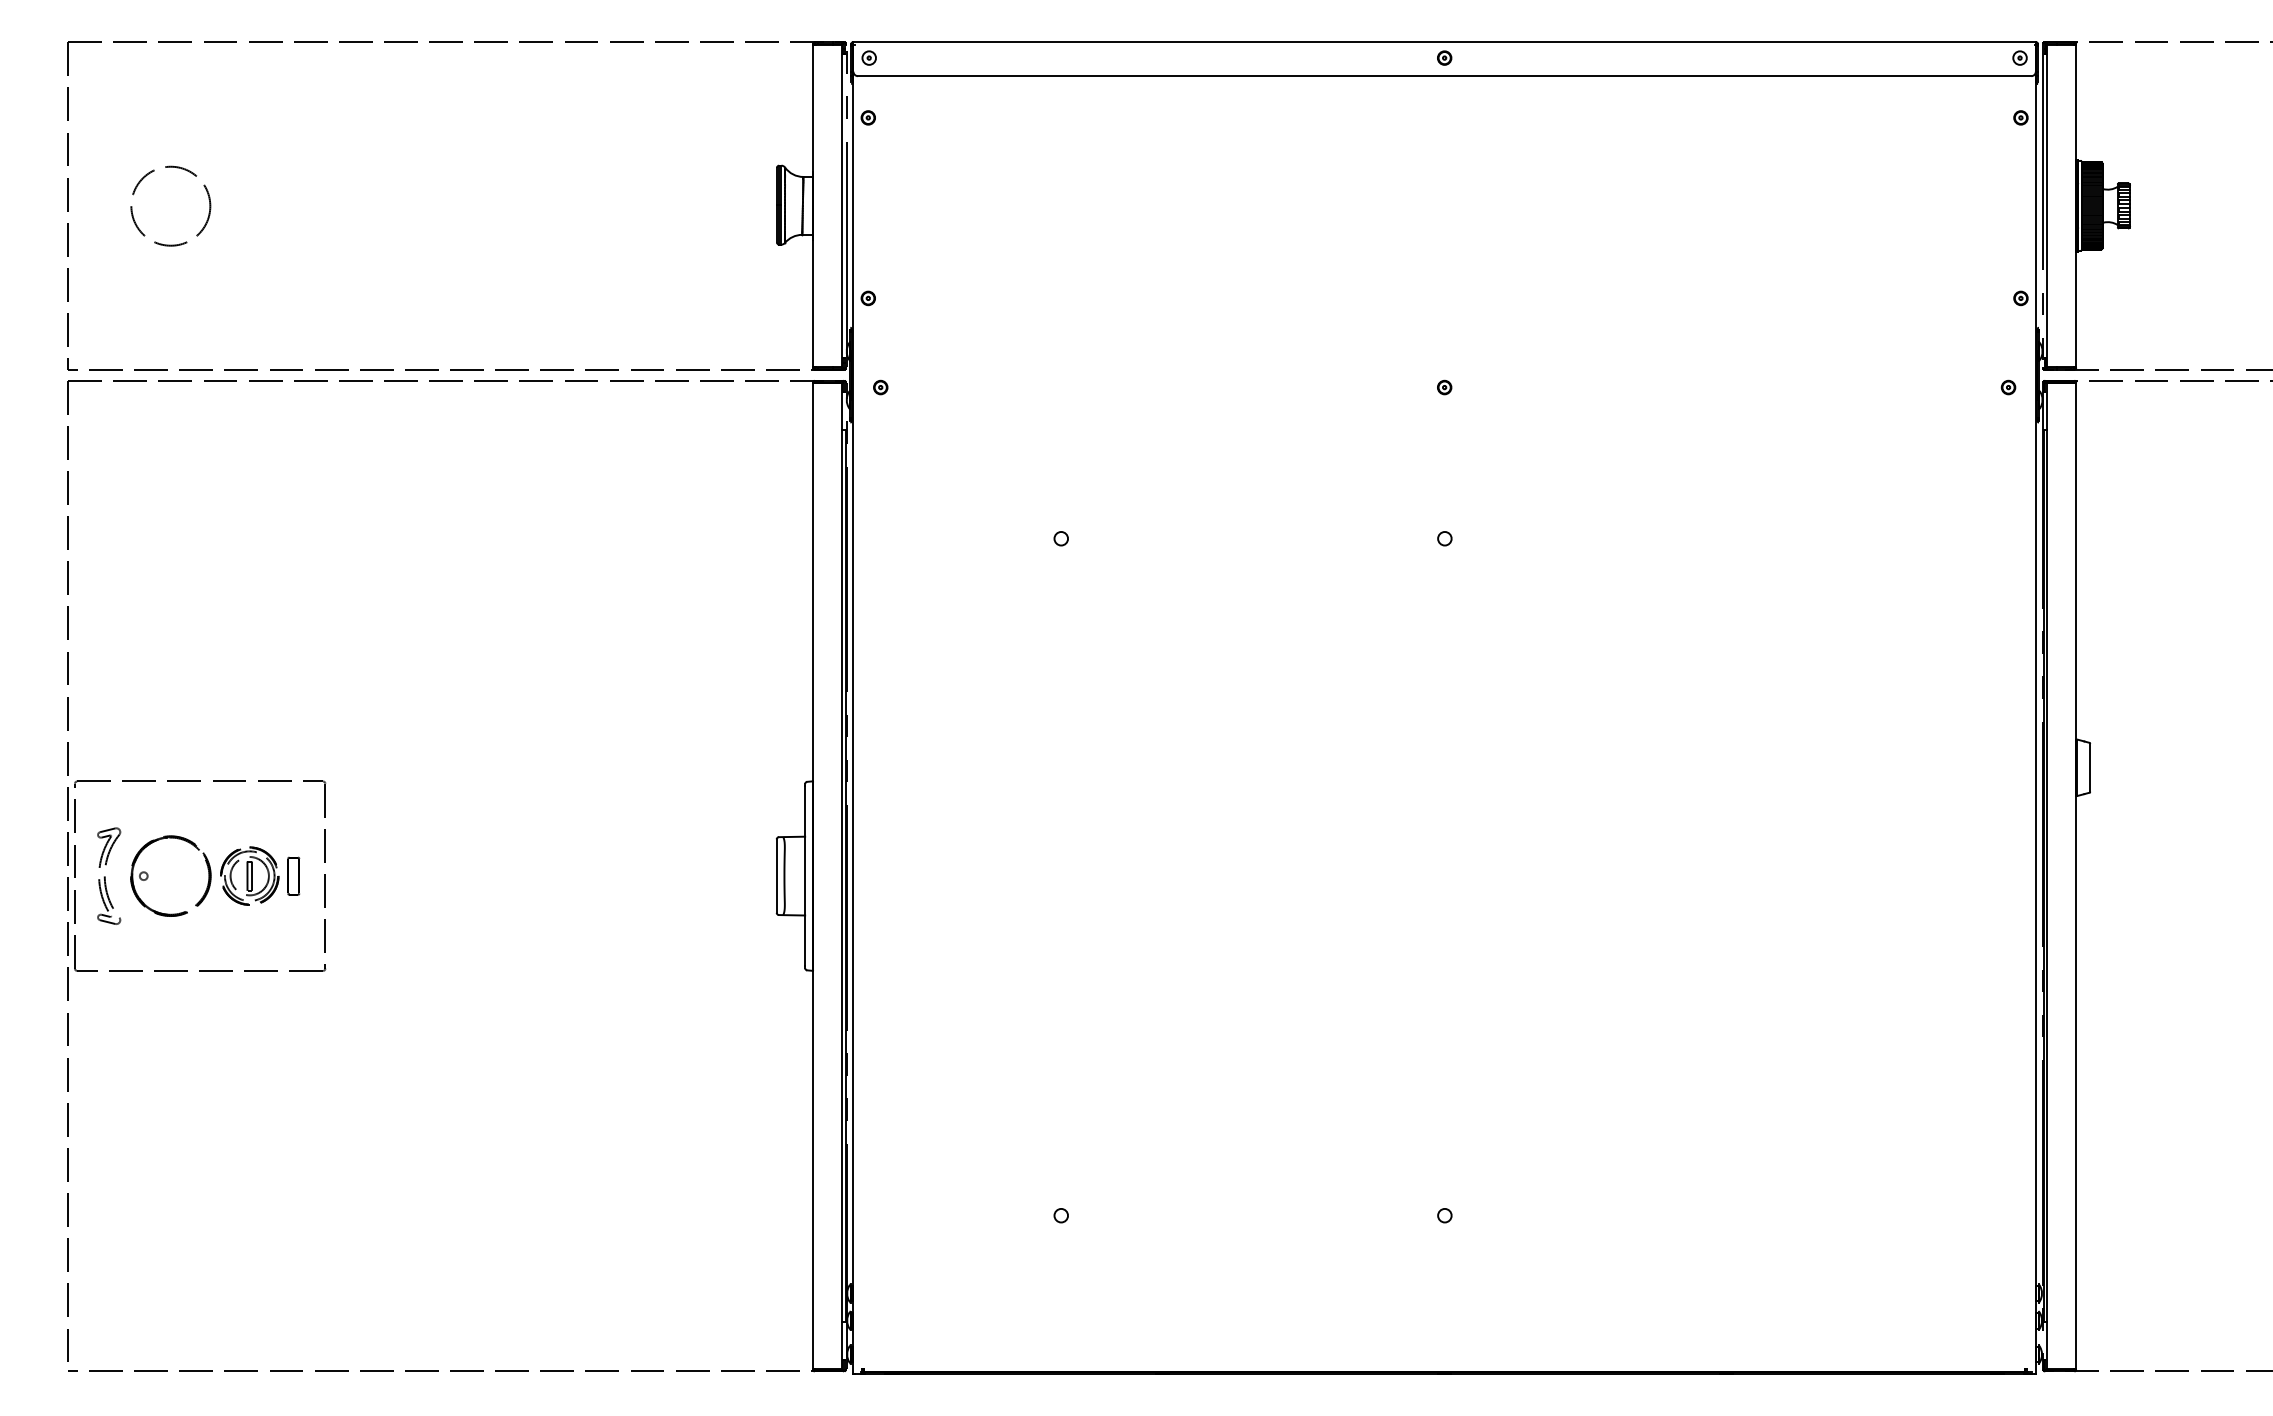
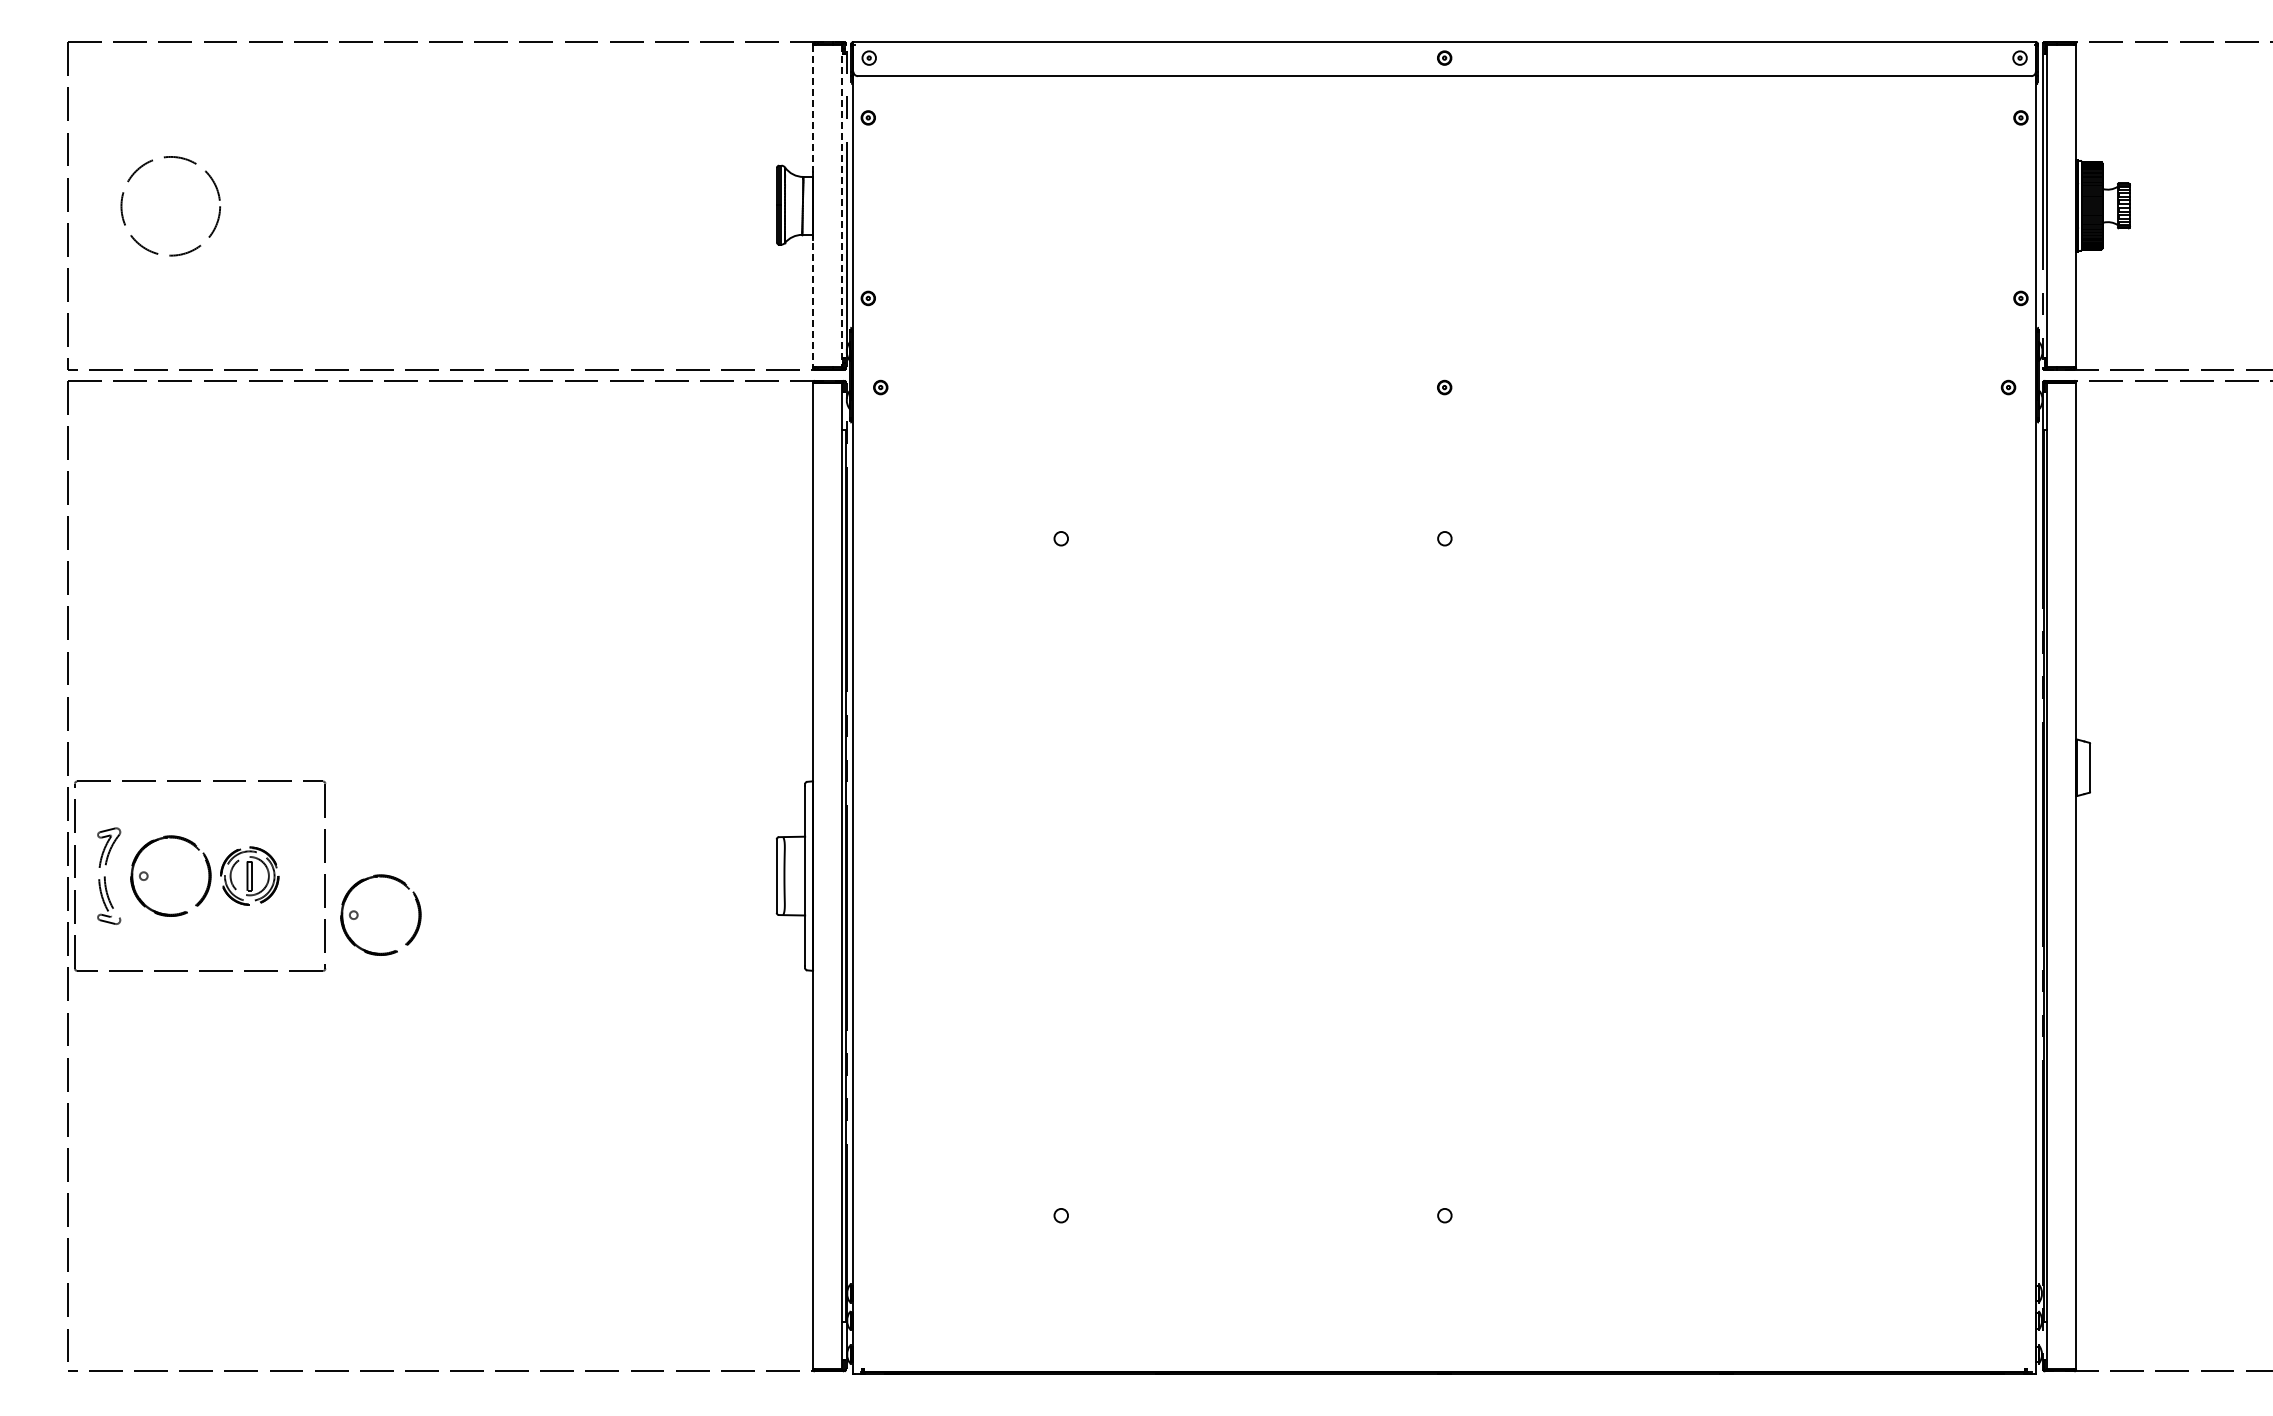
circle size: 82x82 px -> 101x101 px (170, 206)
line: solid -> dashed (813, 206)
line: solid -> dashed (842, 206)
part: present -> none (293, 875)
part: none -> present (358, 914)
